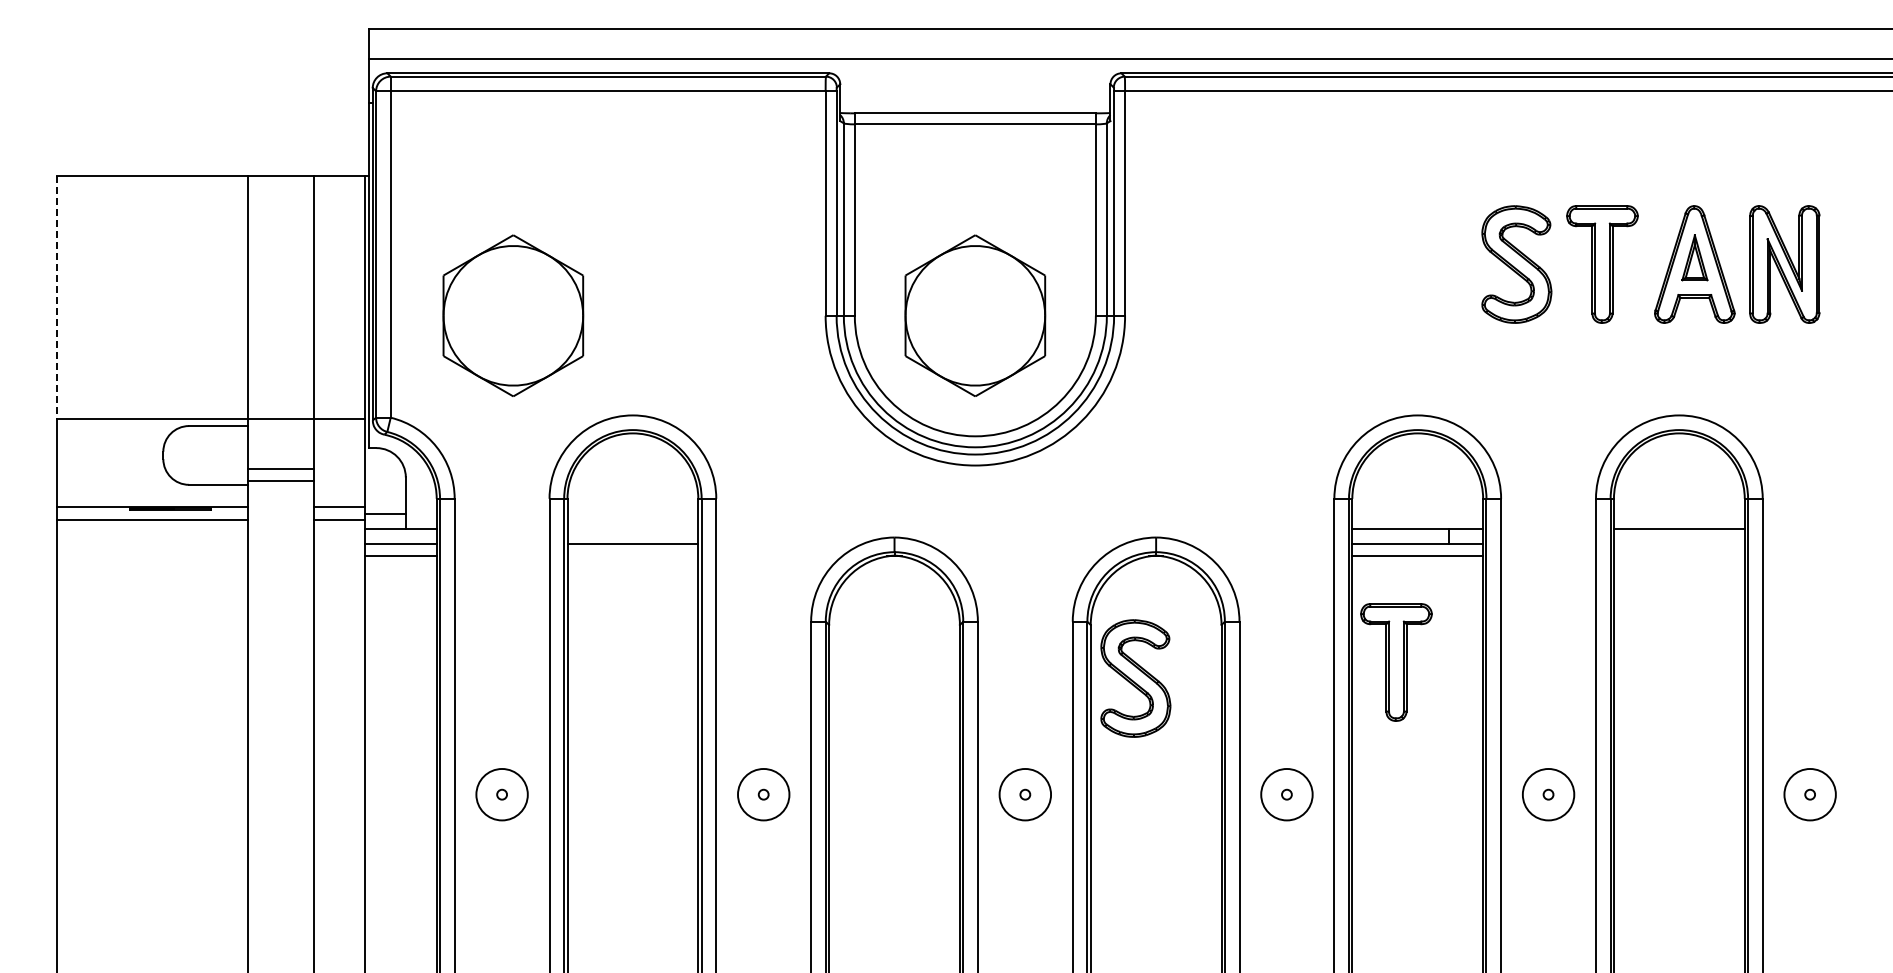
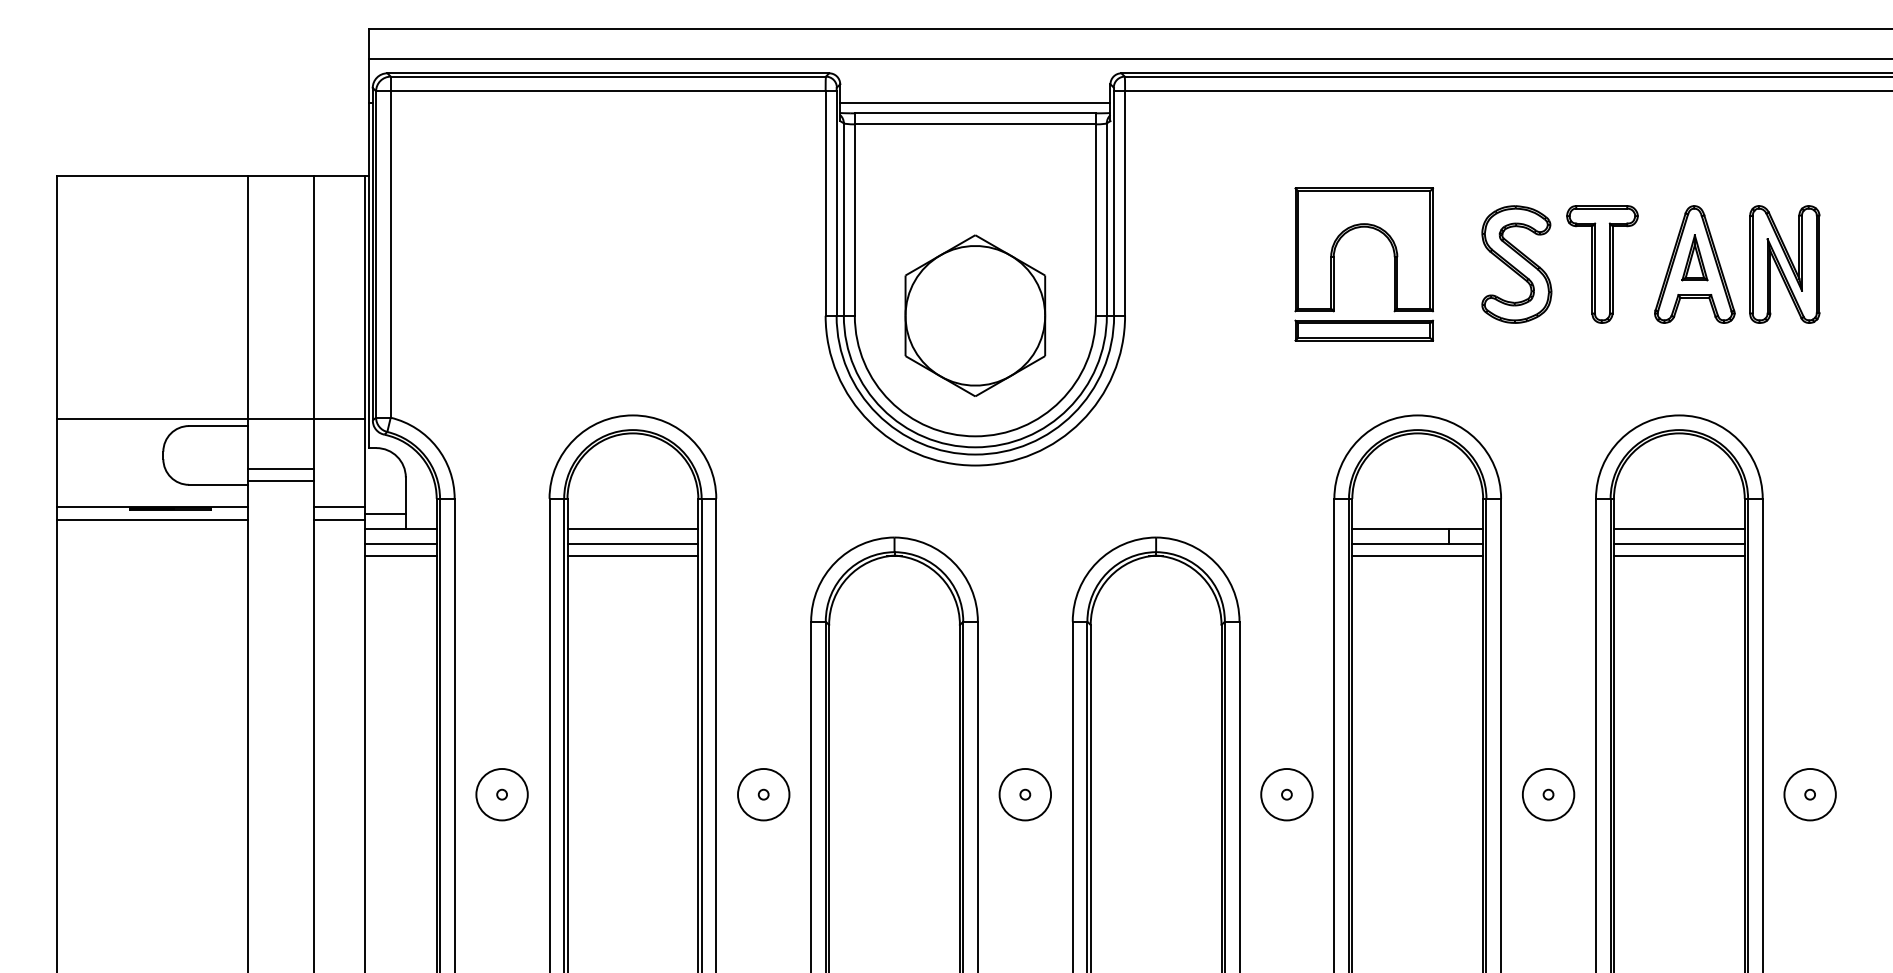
line: none -> present (975, 102)
part: none -> present (1334, 264)
line: dashed -> solid (56, 298)
part: present -> none (513, 315)
line: none -> present (632, 528)
line: none -> present (1678, 543)
line: none -> present (632, 556)
line: none -> present (1678, 556)
part: present -> none (1396, 662)
part: present -> none (1135, 678)
